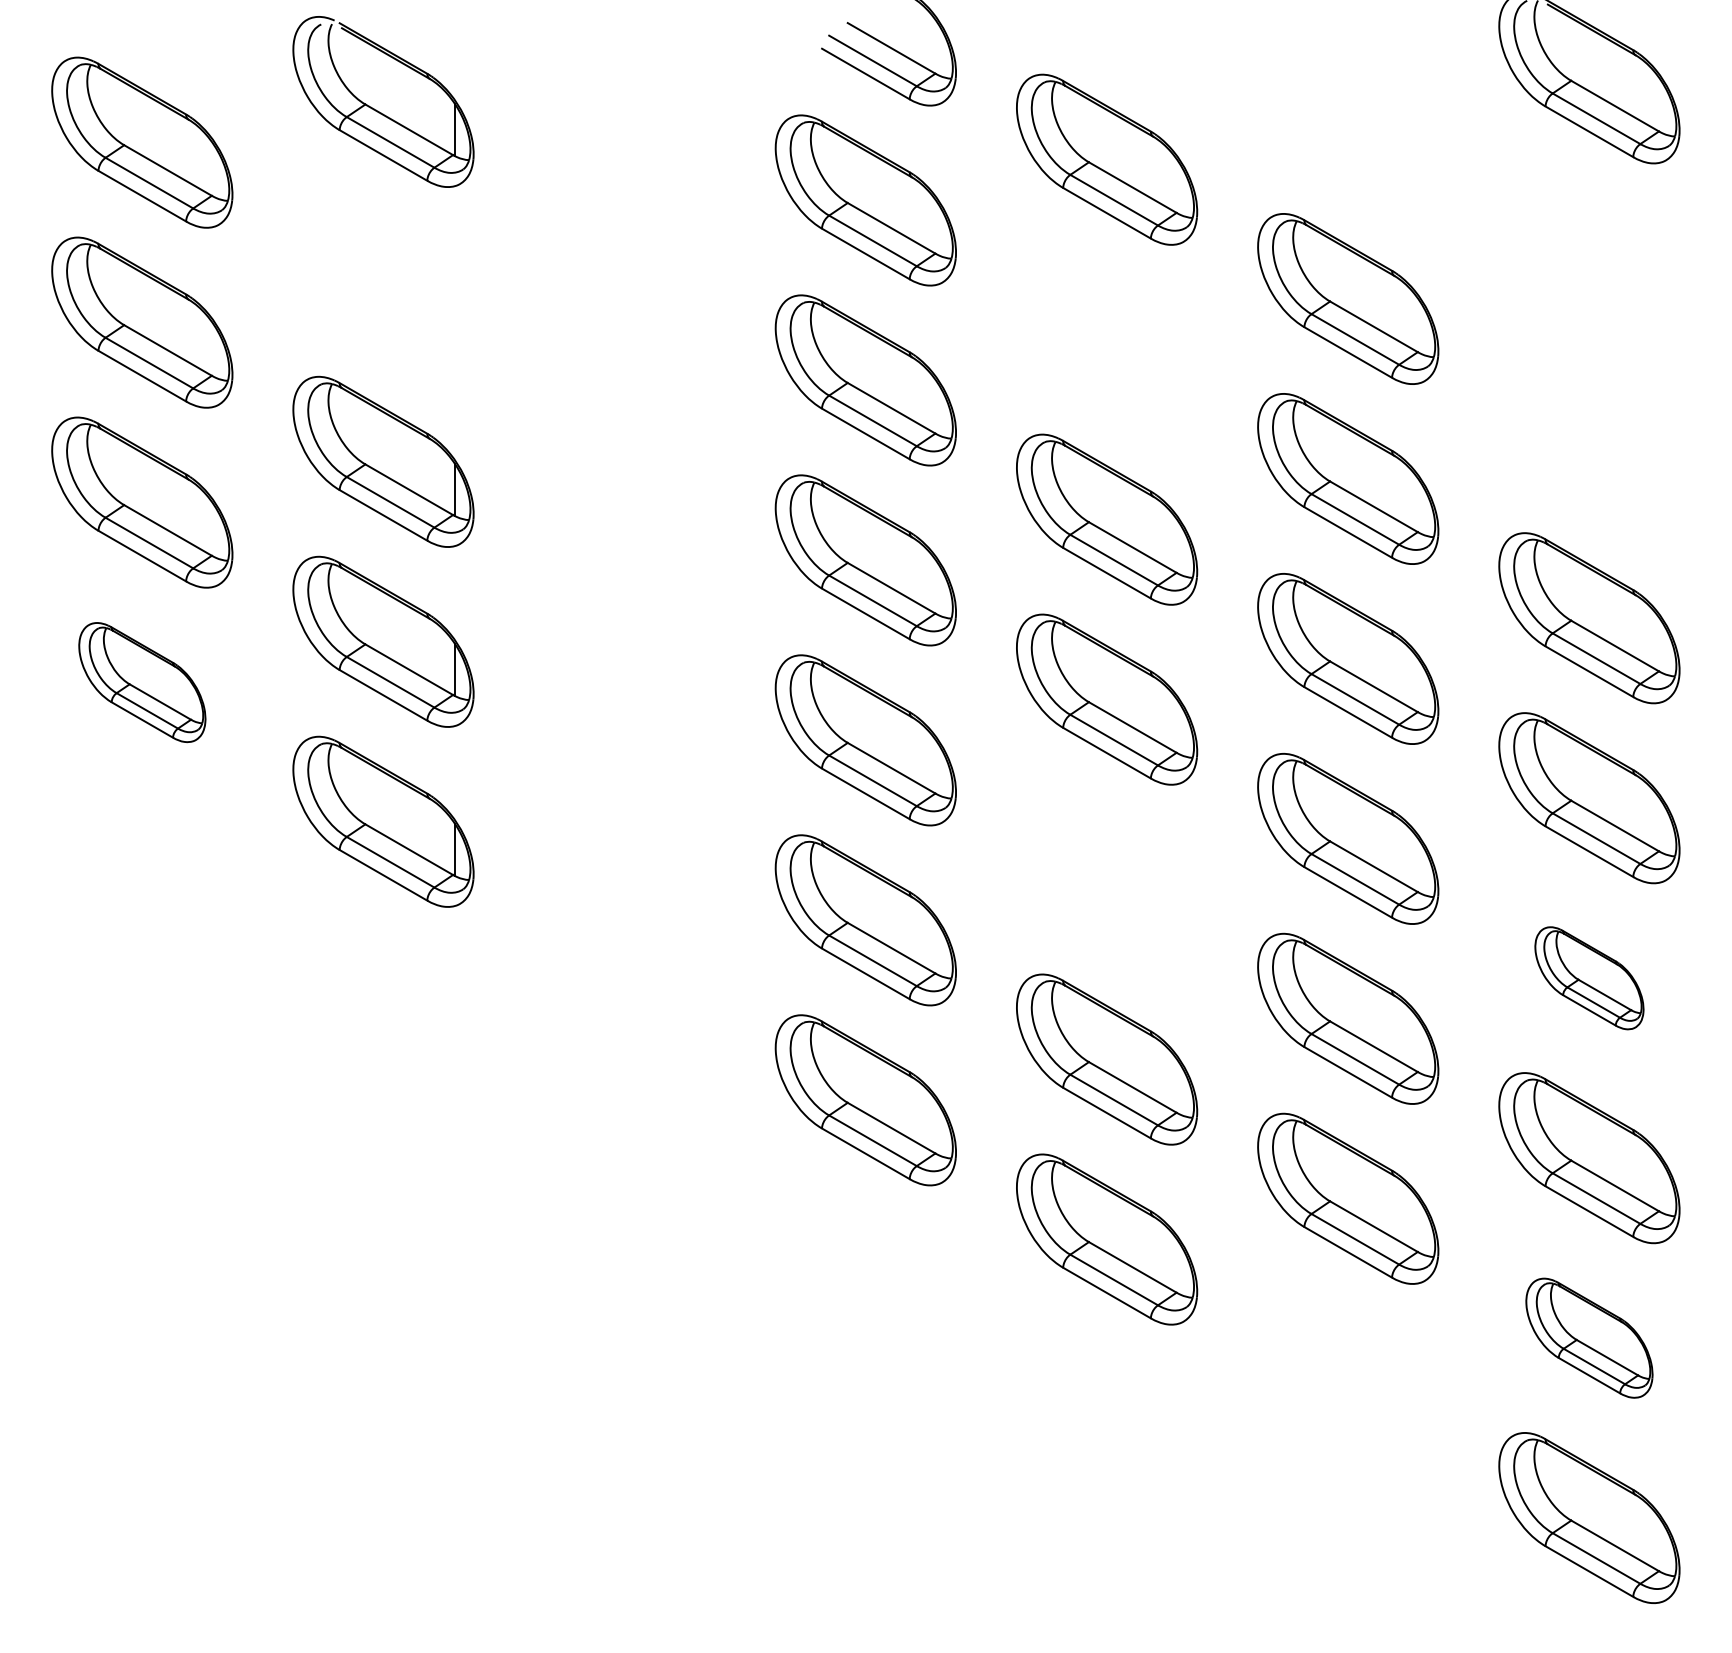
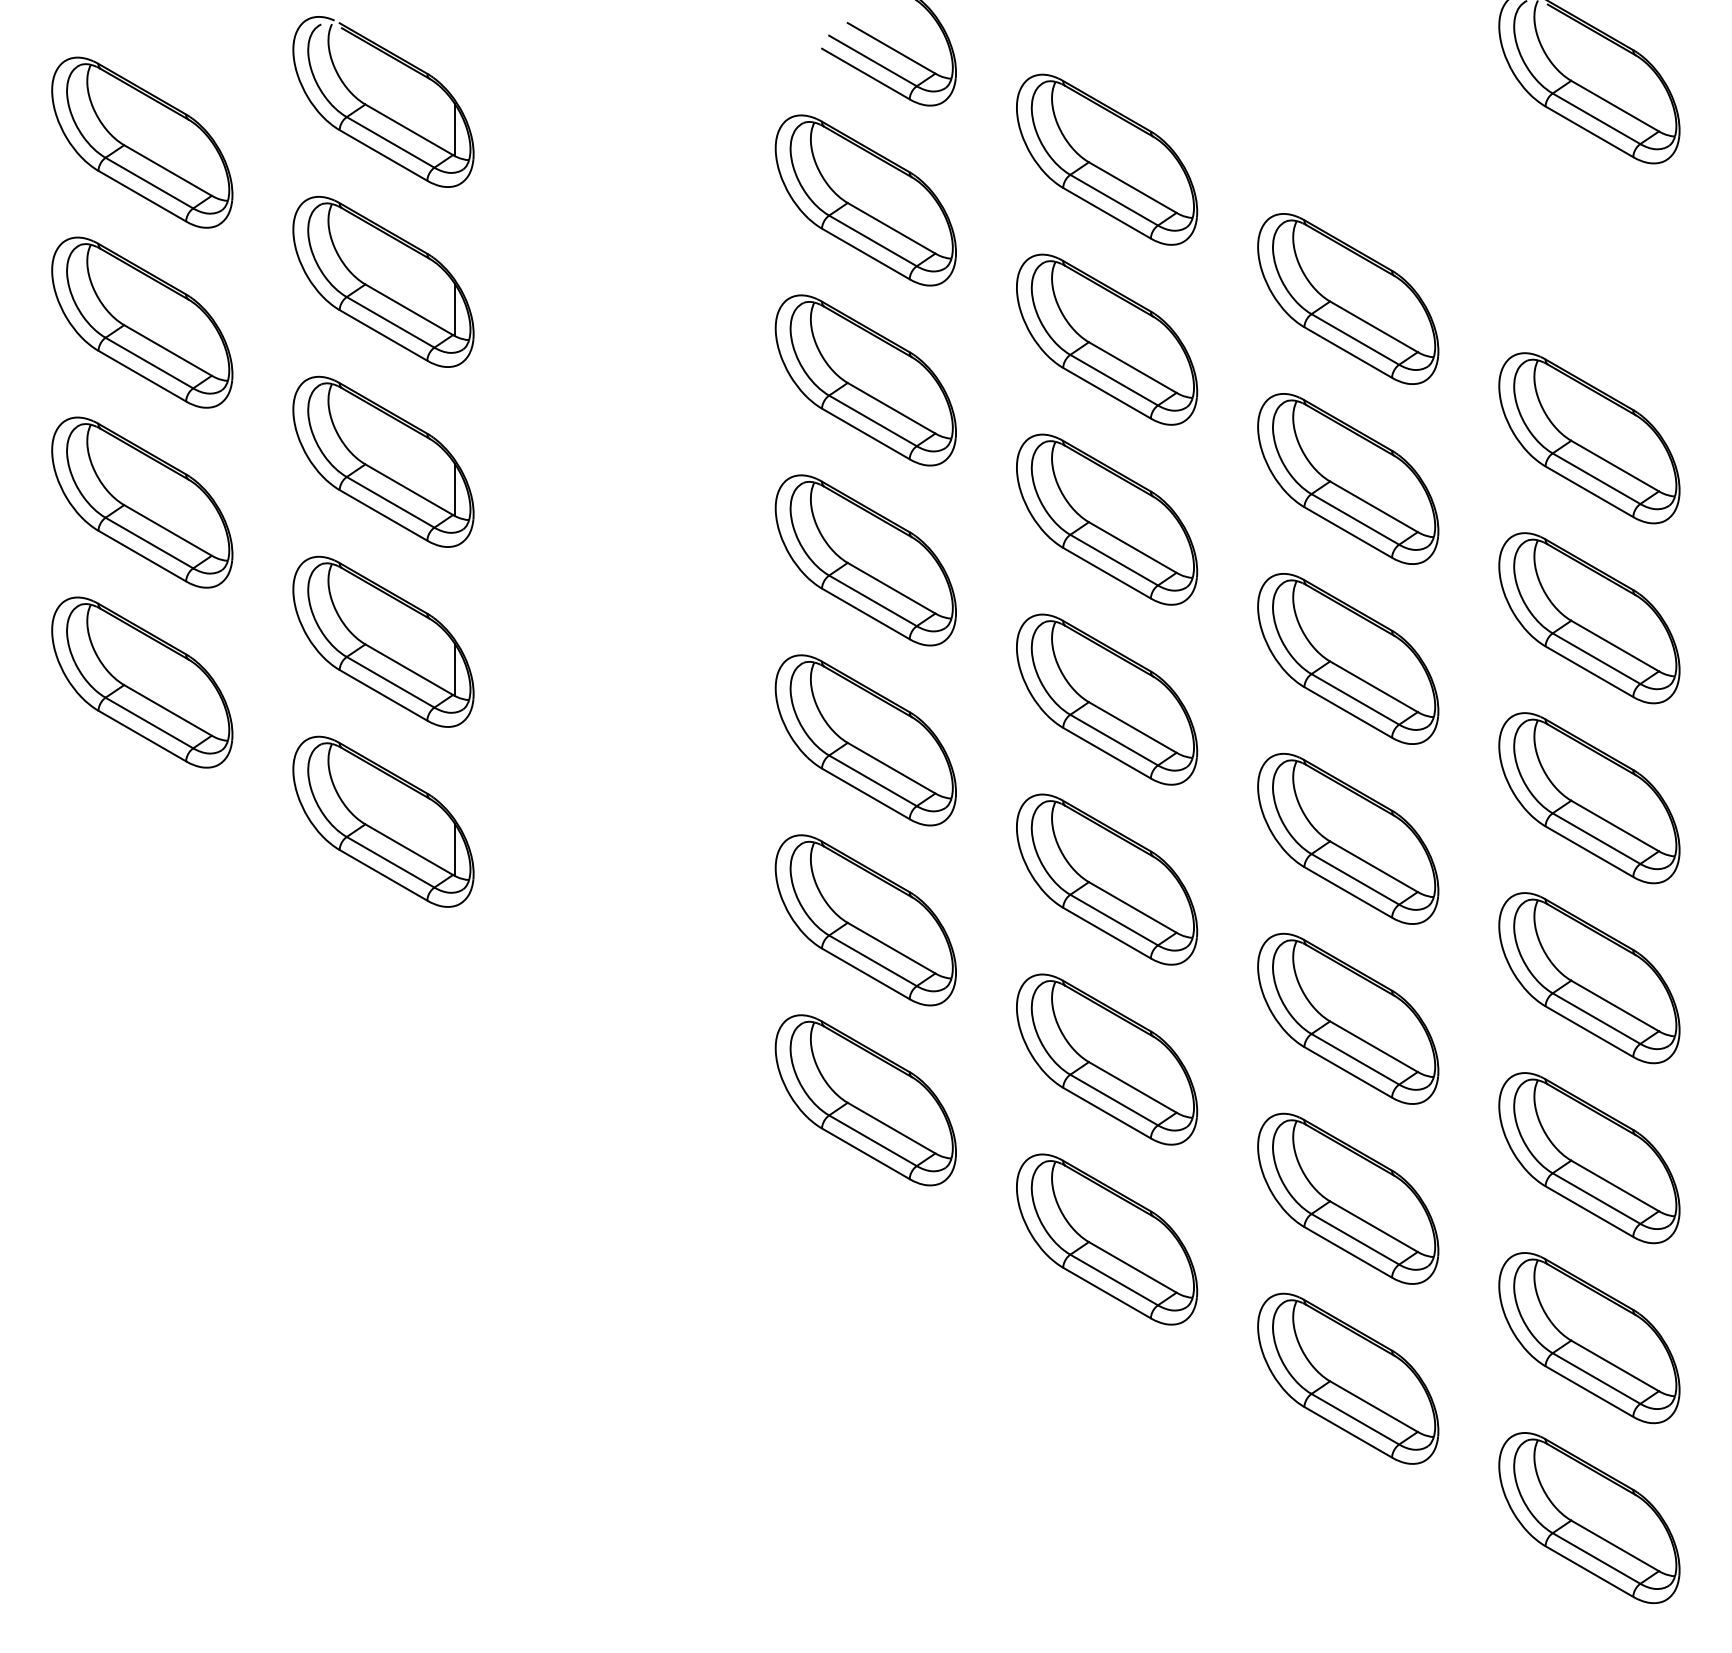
part: none -> present (383, 281)
part: none -> present (1107, 339)
part: none -> present (1589, 438)
part size: 129x122 px -> 183x173 px (142, 682)
part: none -> present (1107, 879)
part size: 111x105 px -> 183x173 px (1589, 978)
part size: 129x122 px -> 183x173 px (1589, 1338)
part: none -> present (1348, 1378)
